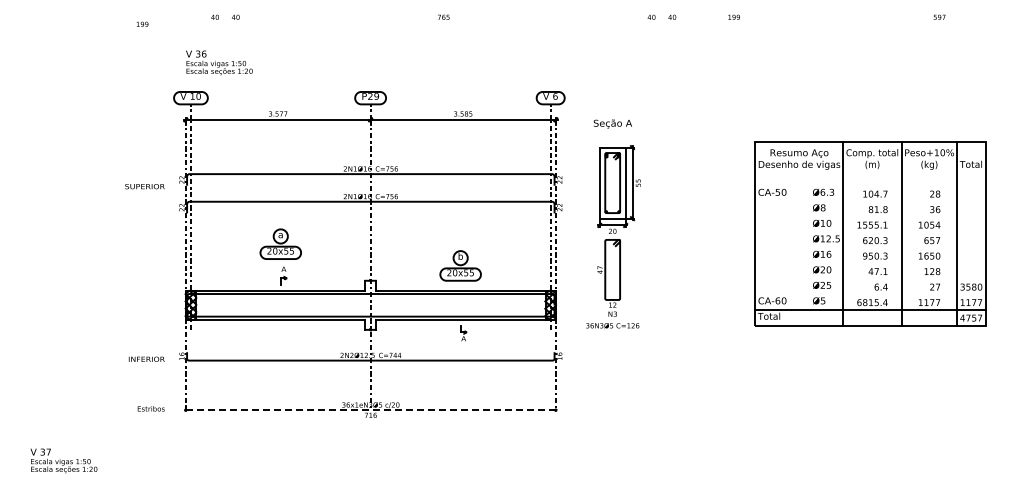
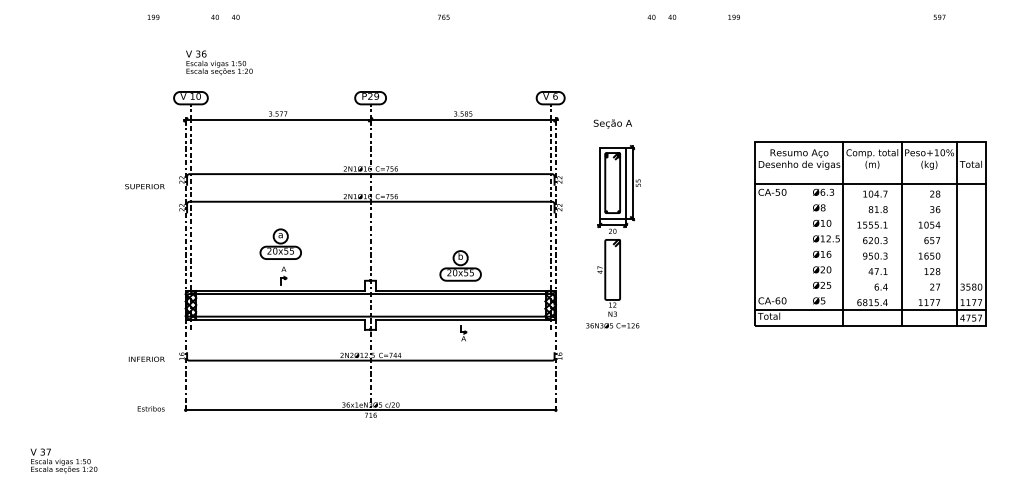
text position: (142, 23) -> (153, 16) (153, 16)
line: none -> present (870, 183)
line: dashed -> solid (373, 410)
